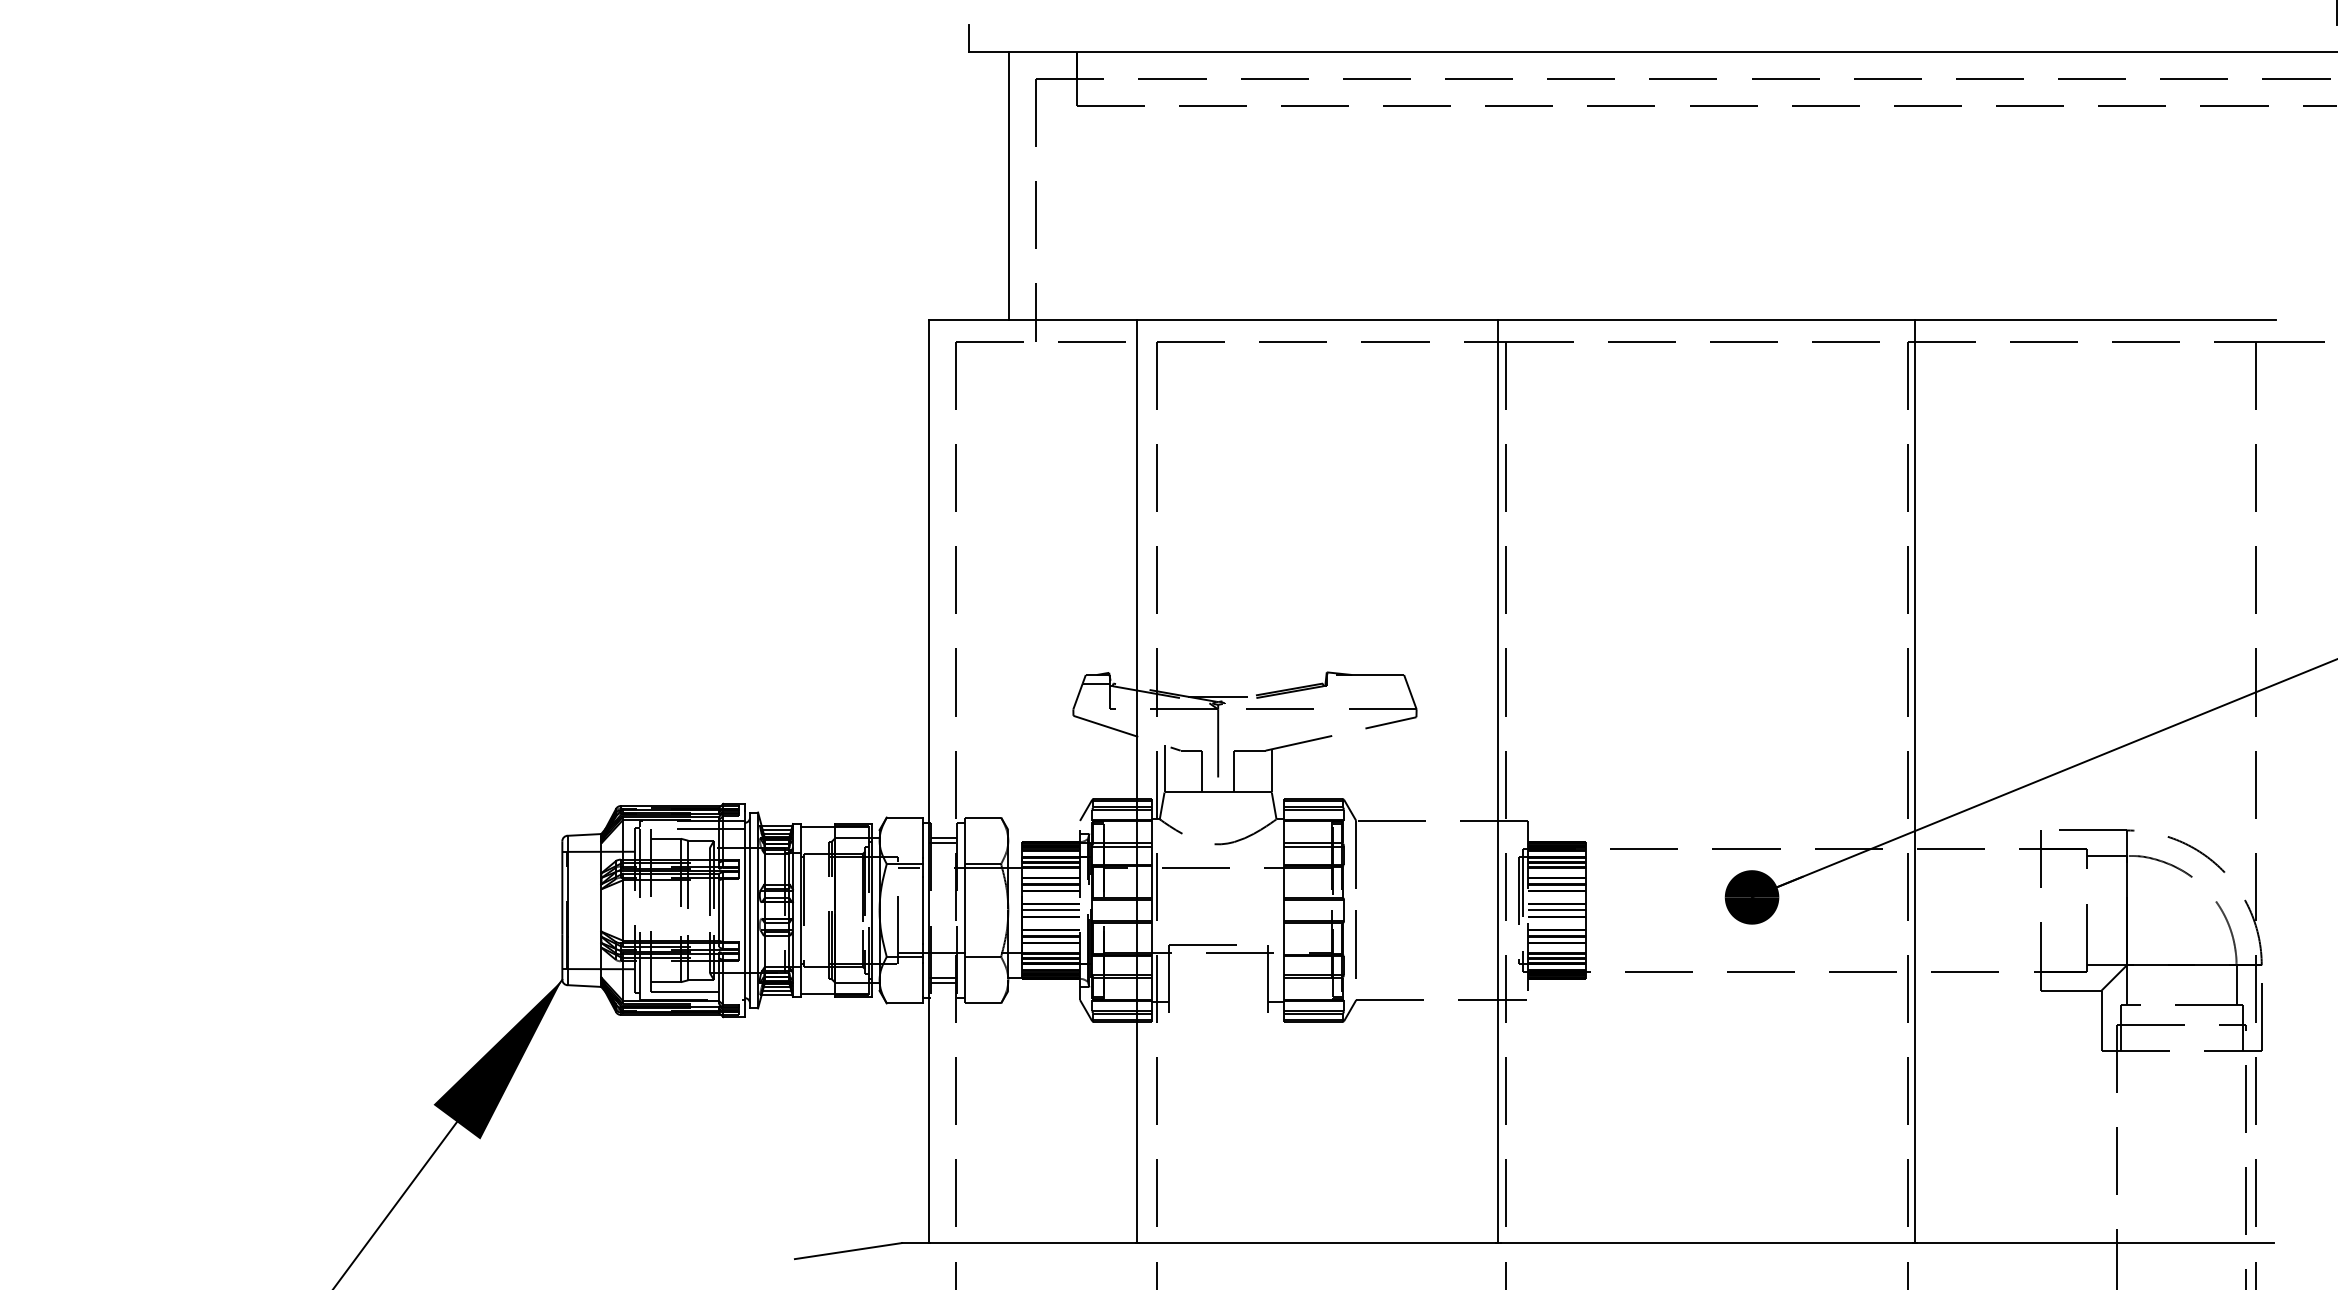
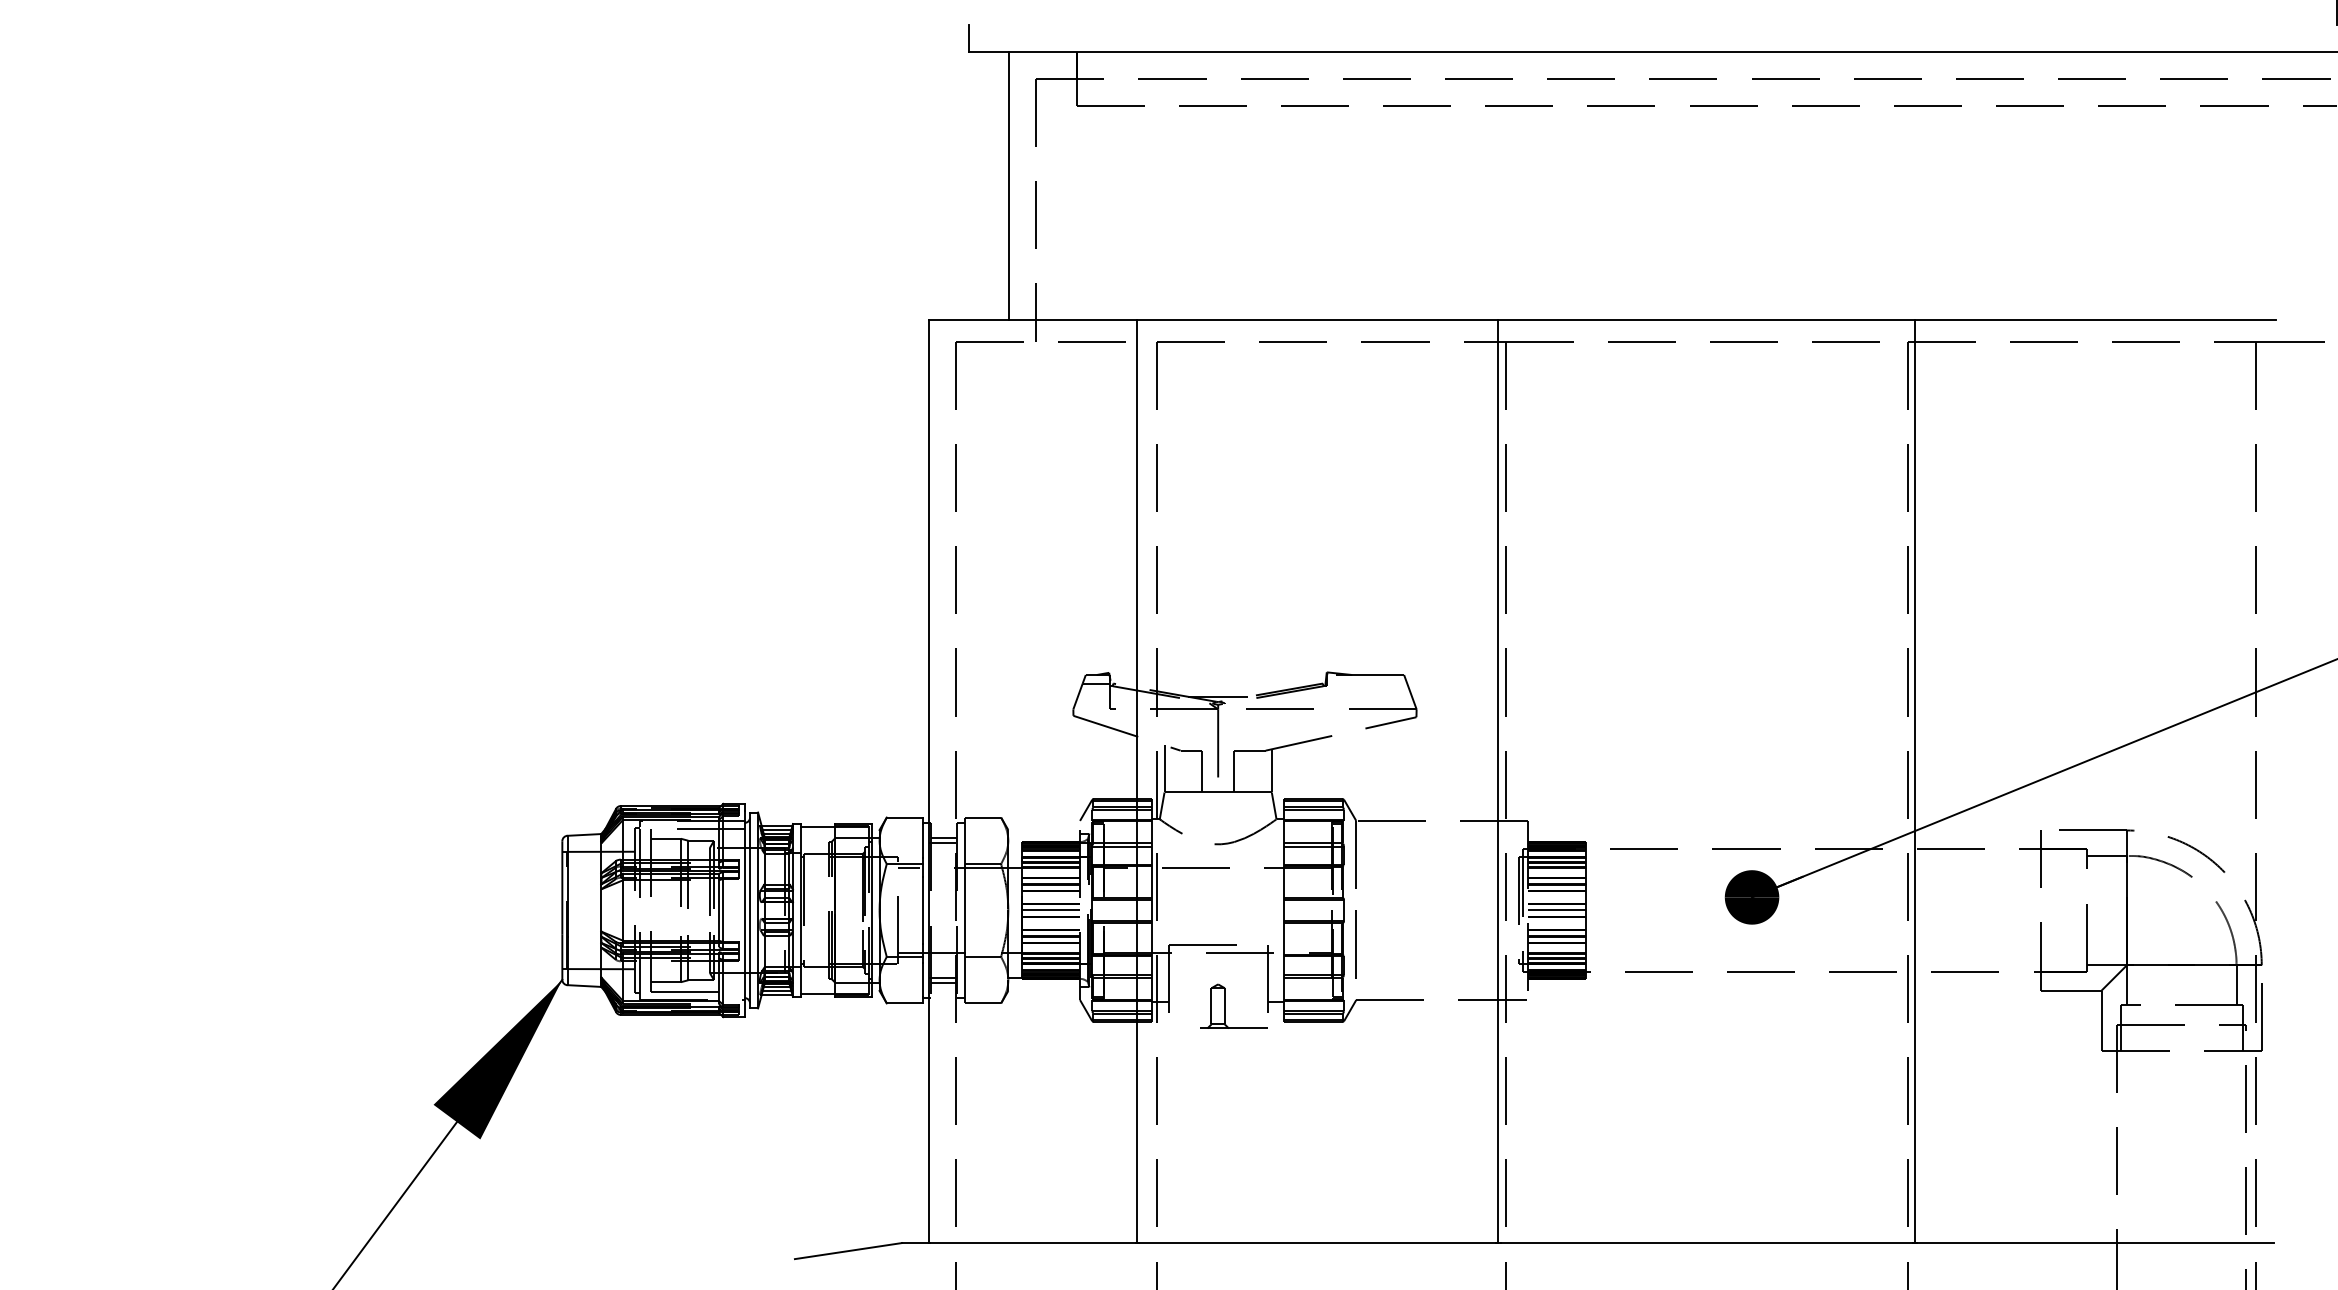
part: none -> present (1225, 1005)
